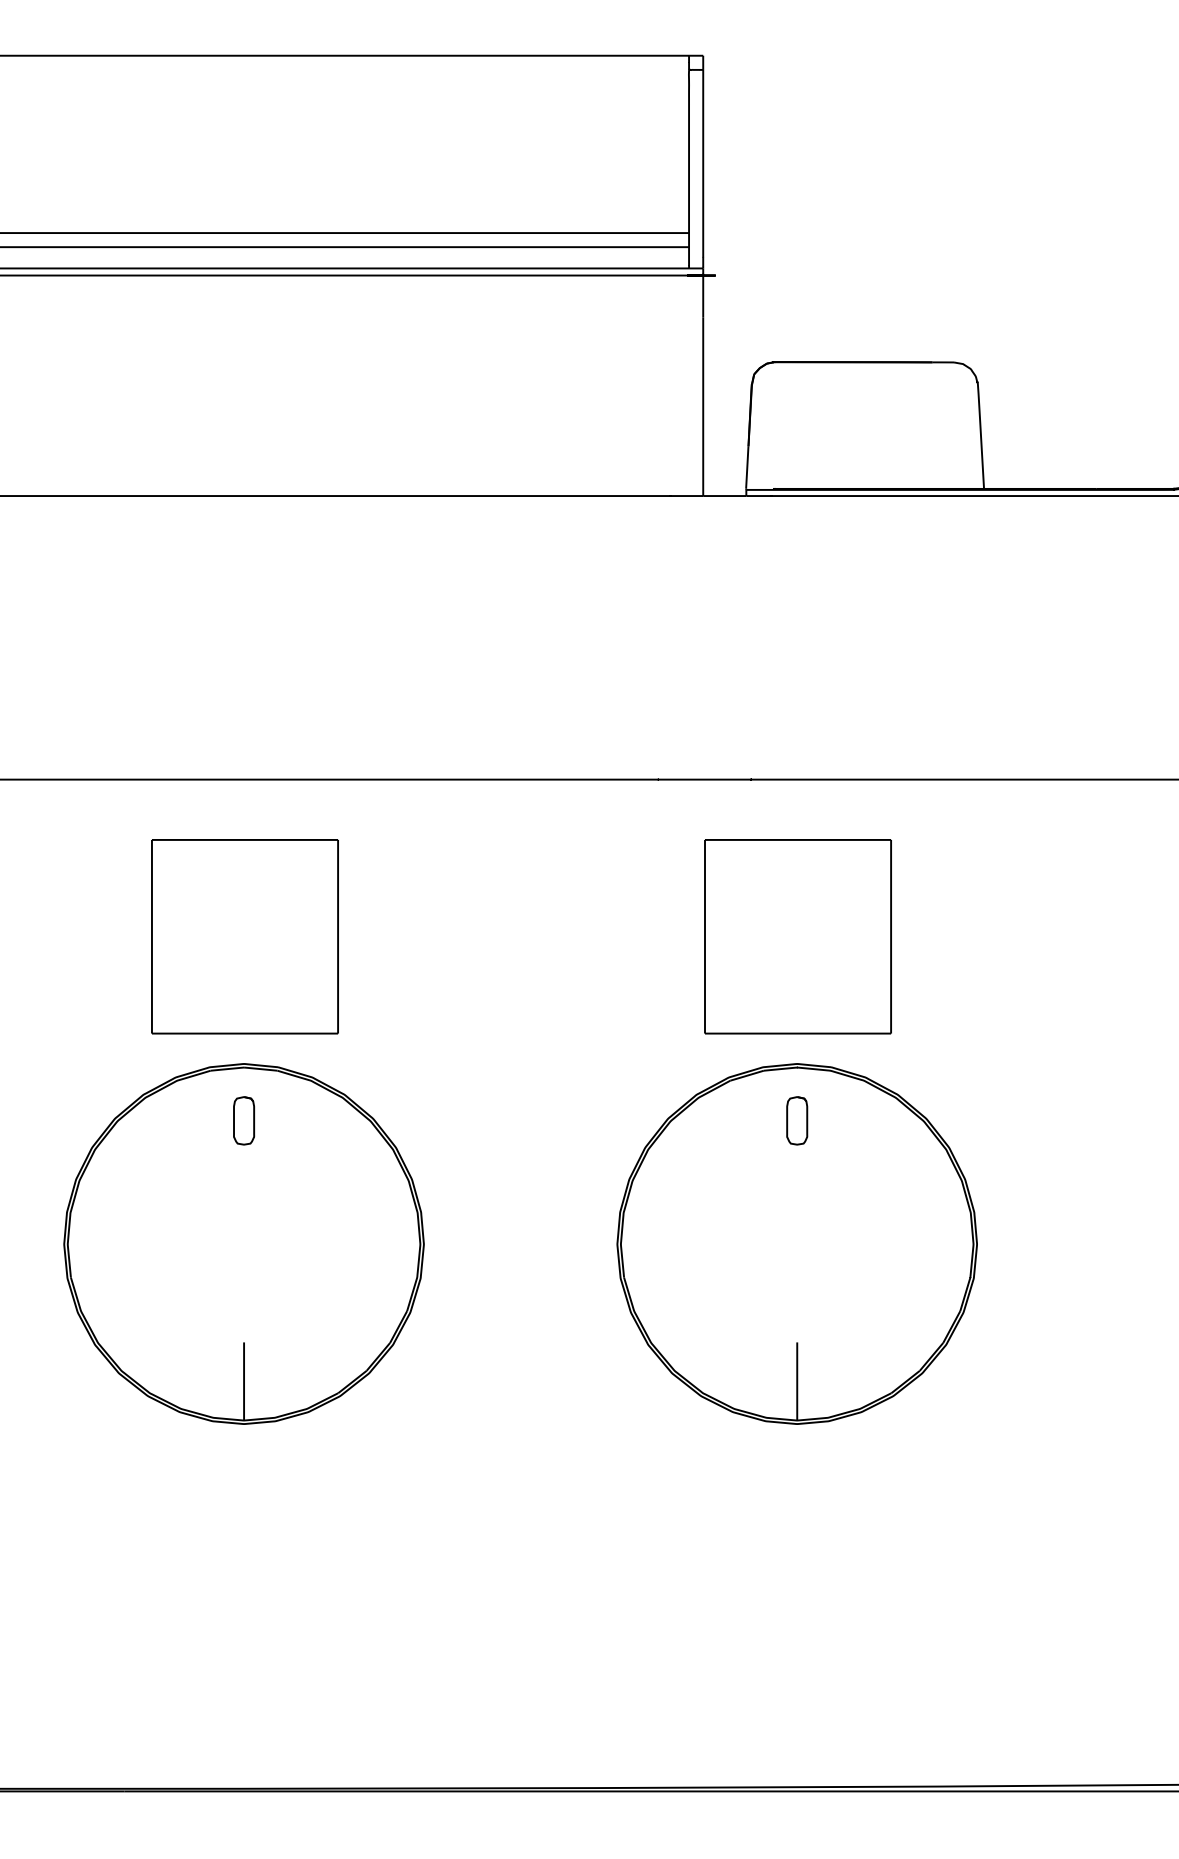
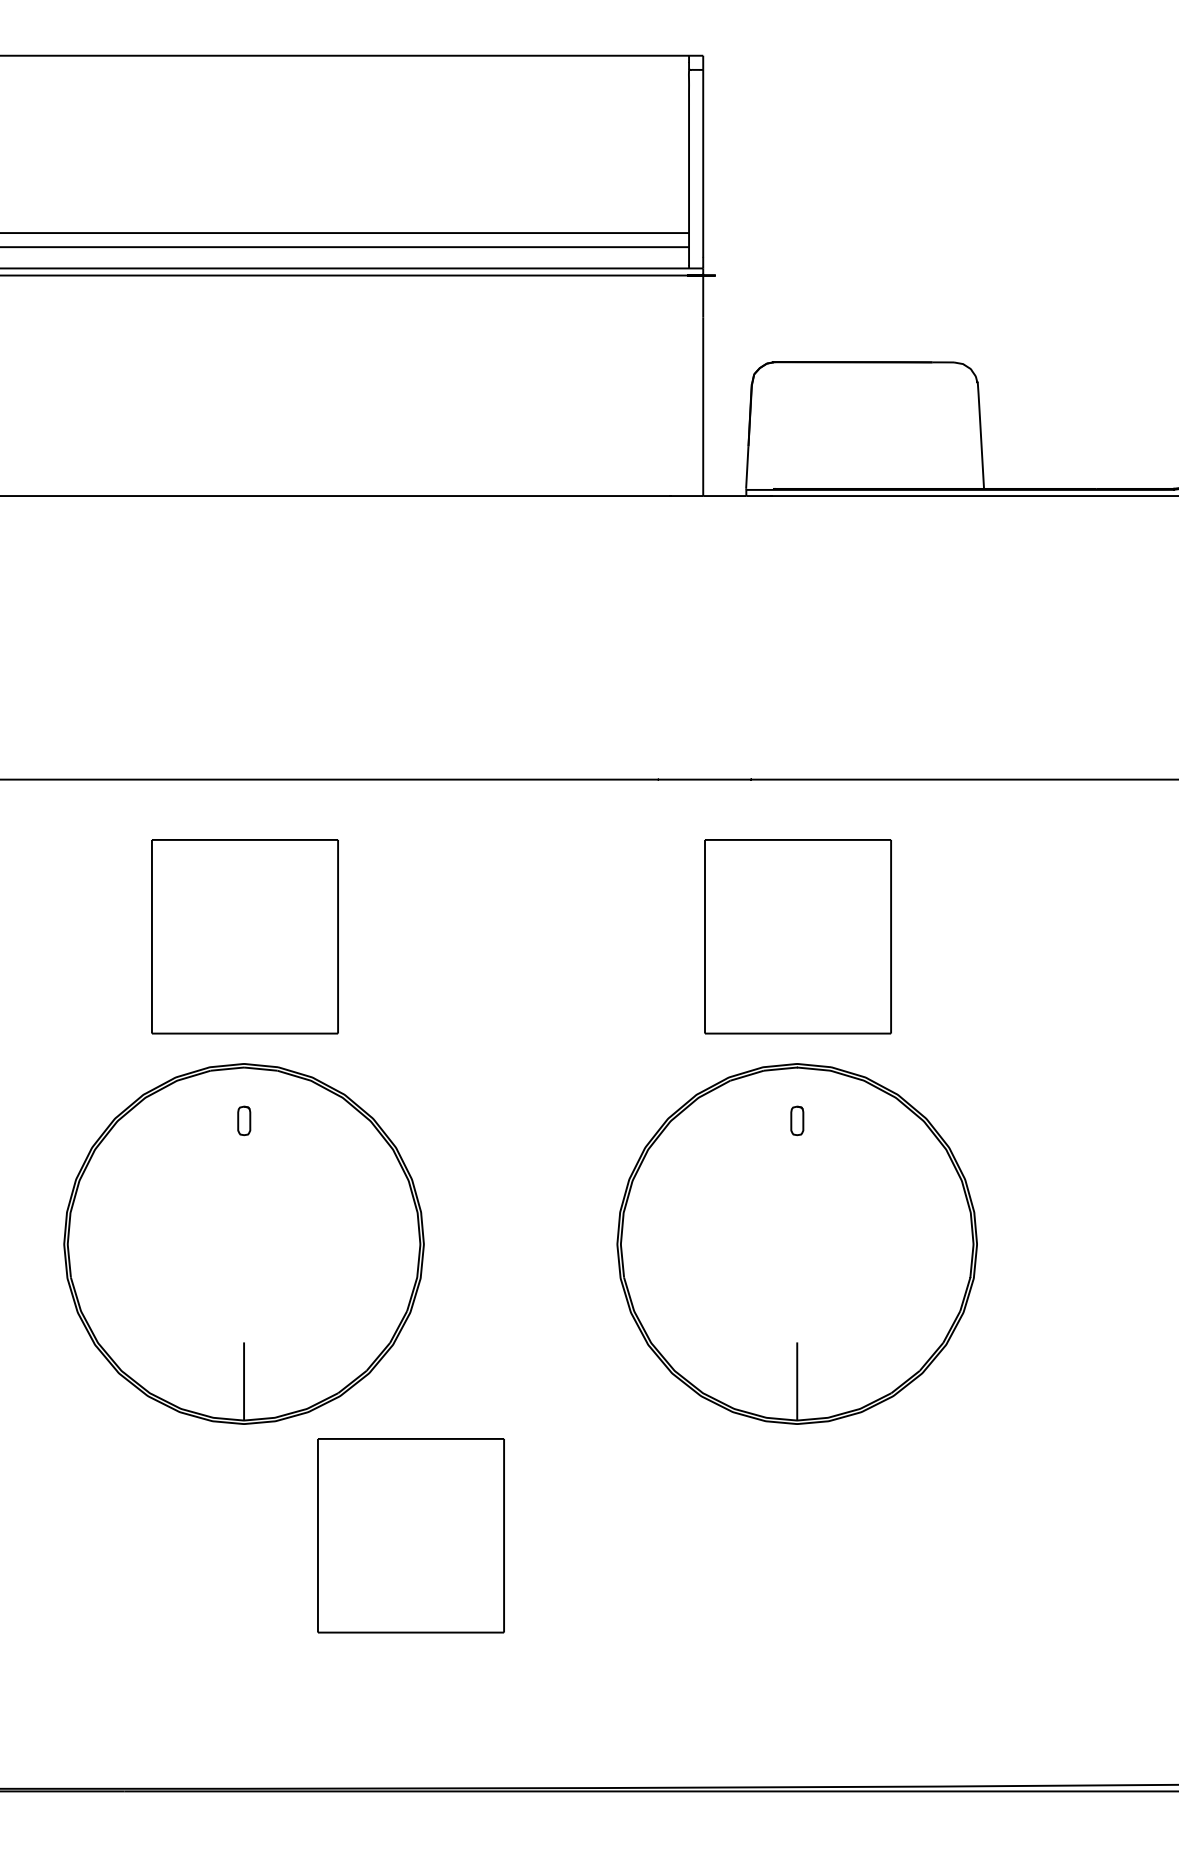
part size: 23x50 px -> 15x32 px (244, 1120)
part size: 23x50 px -> 15x32 px (797, 1120)
part: none -> present (410, 1535)
